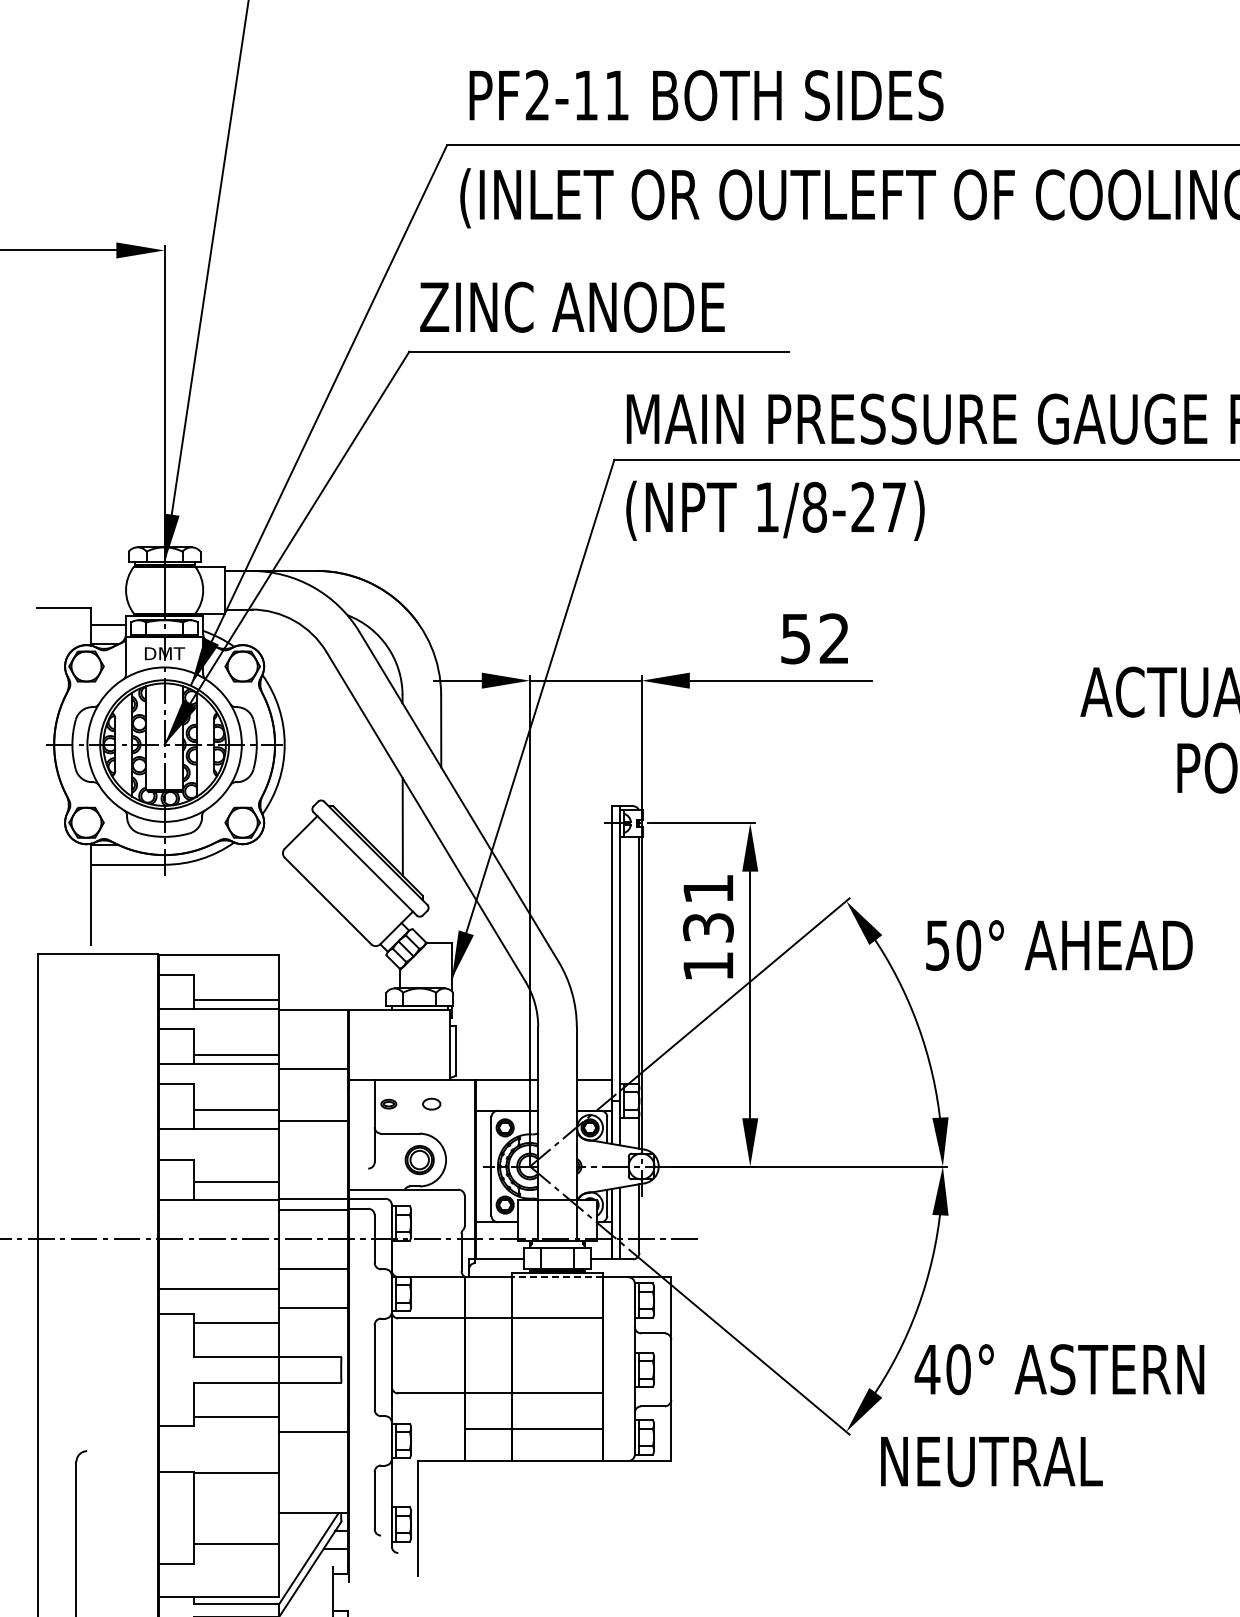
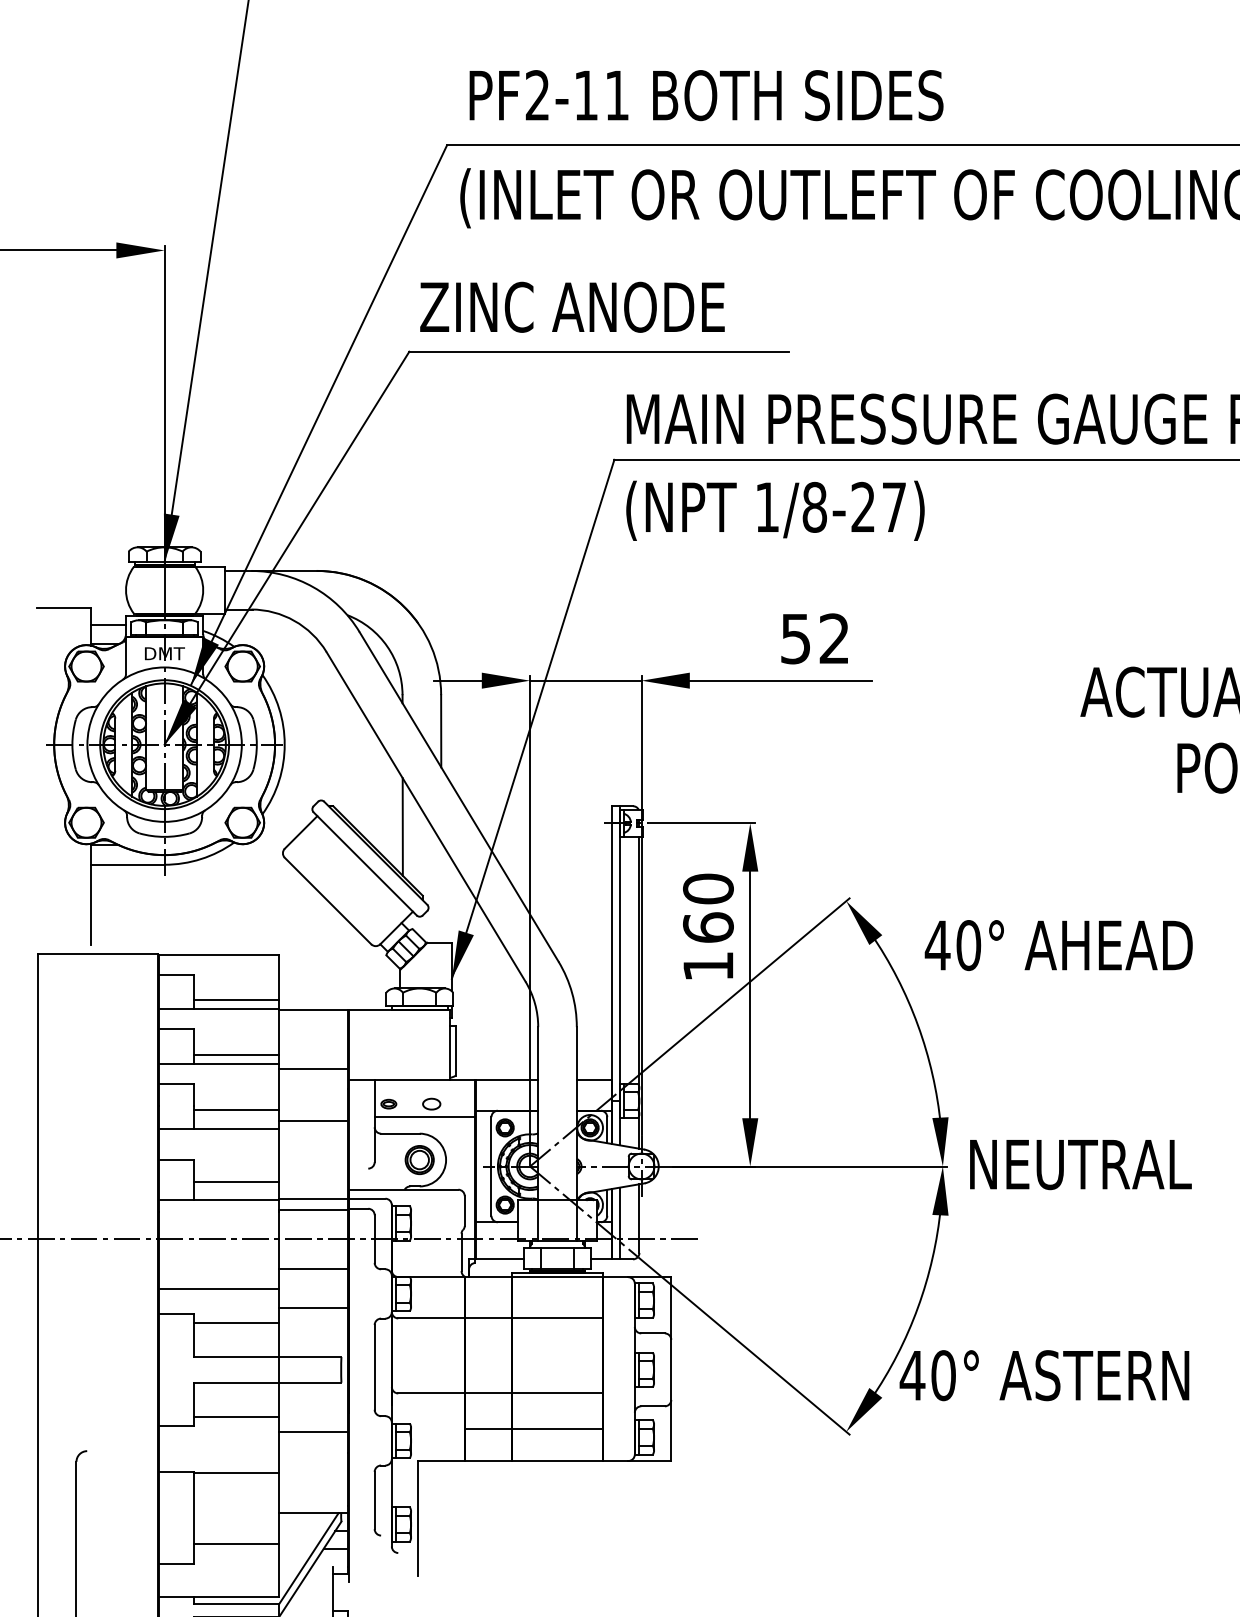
text: 131 -> 160 (708, 907)
text: 50° -> 40° (937, 945)
line: none -> present (424, 1116)
line: dashed -> solid (557, 1277)
text position: (1059, 1369) -> (1044, 1375) (1044, 1375)
text position: (991, 1462) -> (1080, 1165) (1080, 1165)
